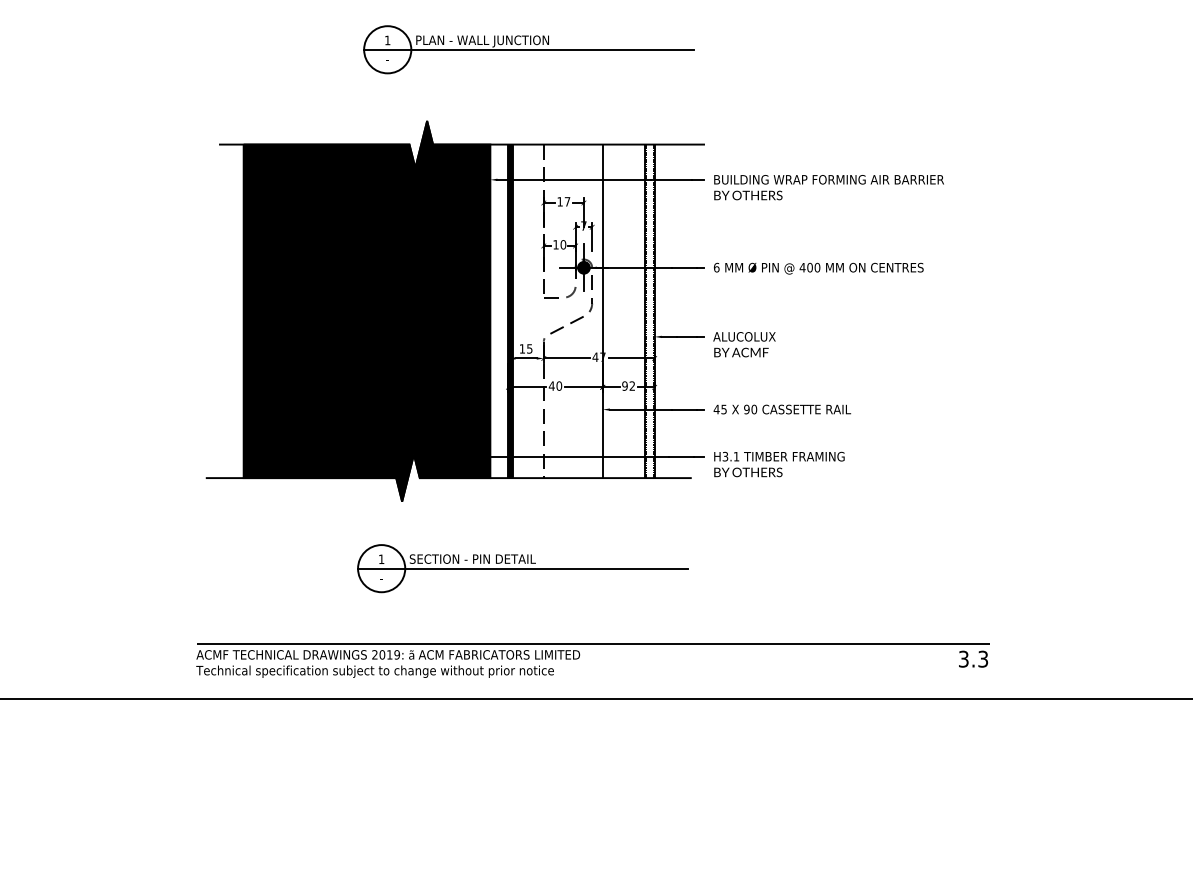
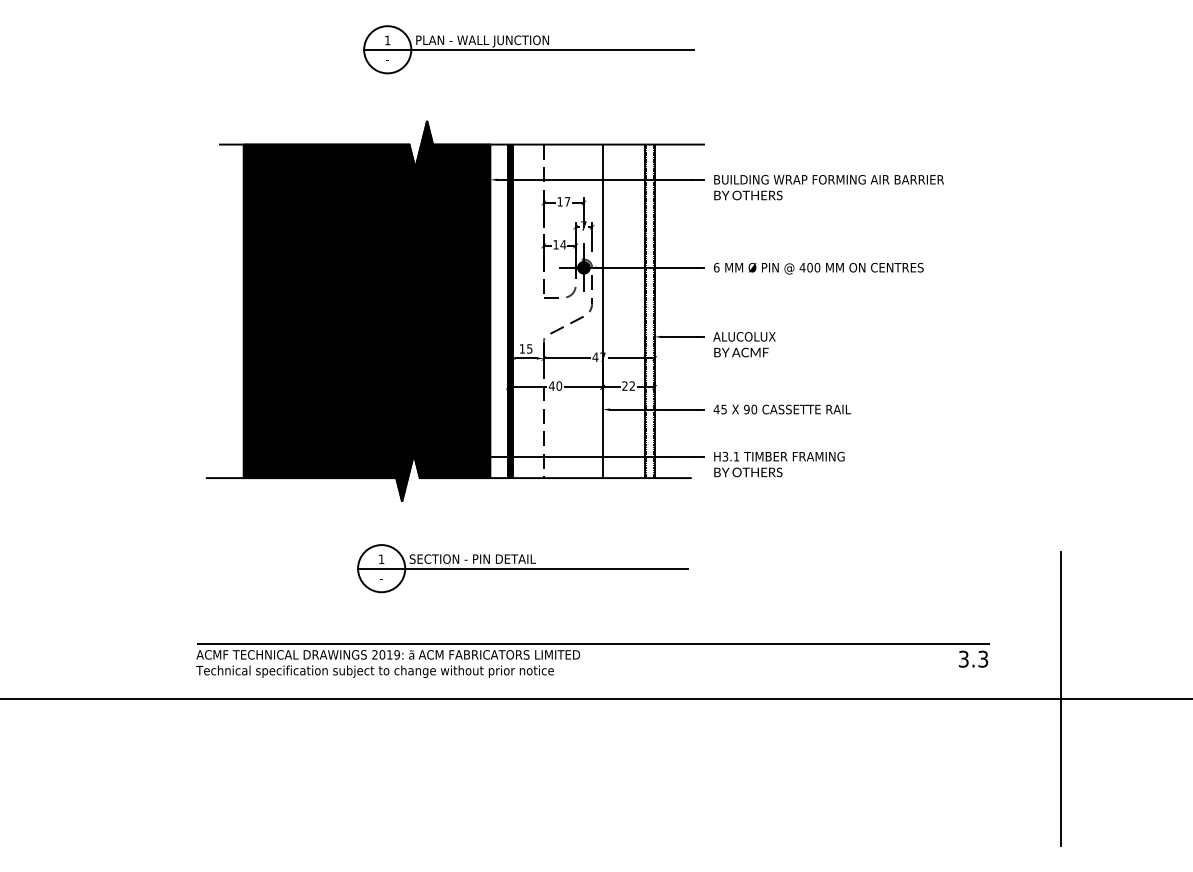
text: 10 -> 14 (563, 244)
text: 92 -> 22 (624, 385)
line: none -> present (1061, 698)
